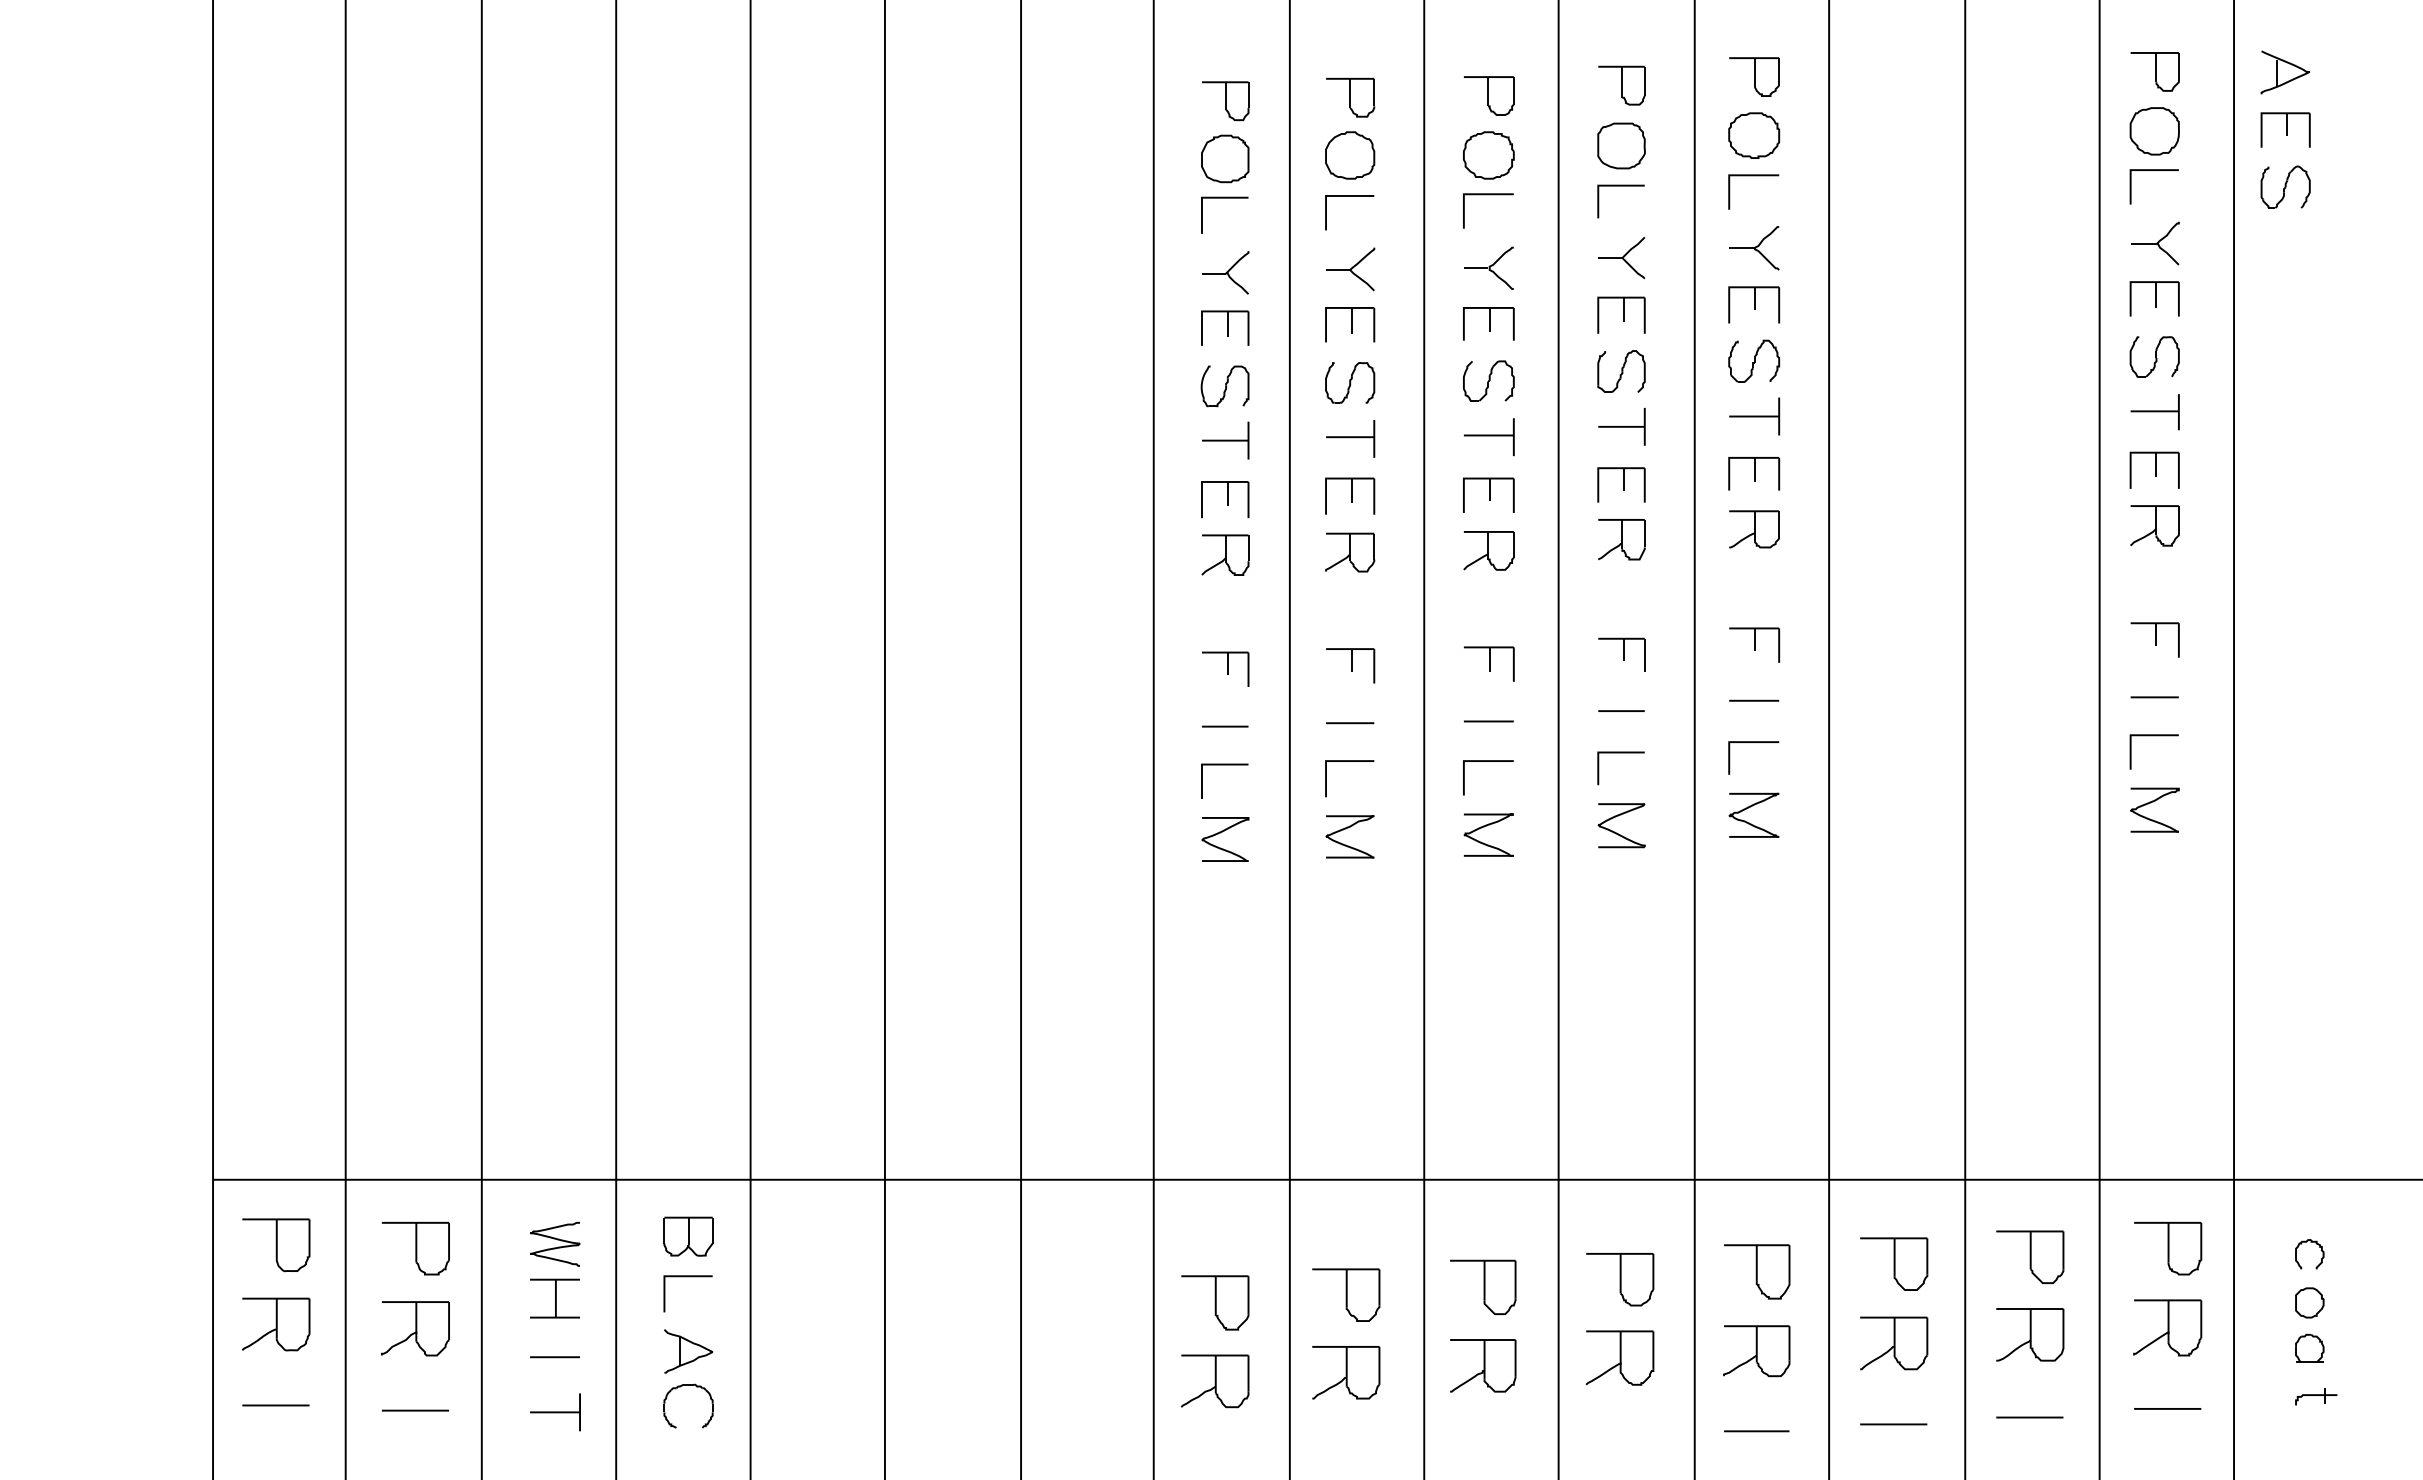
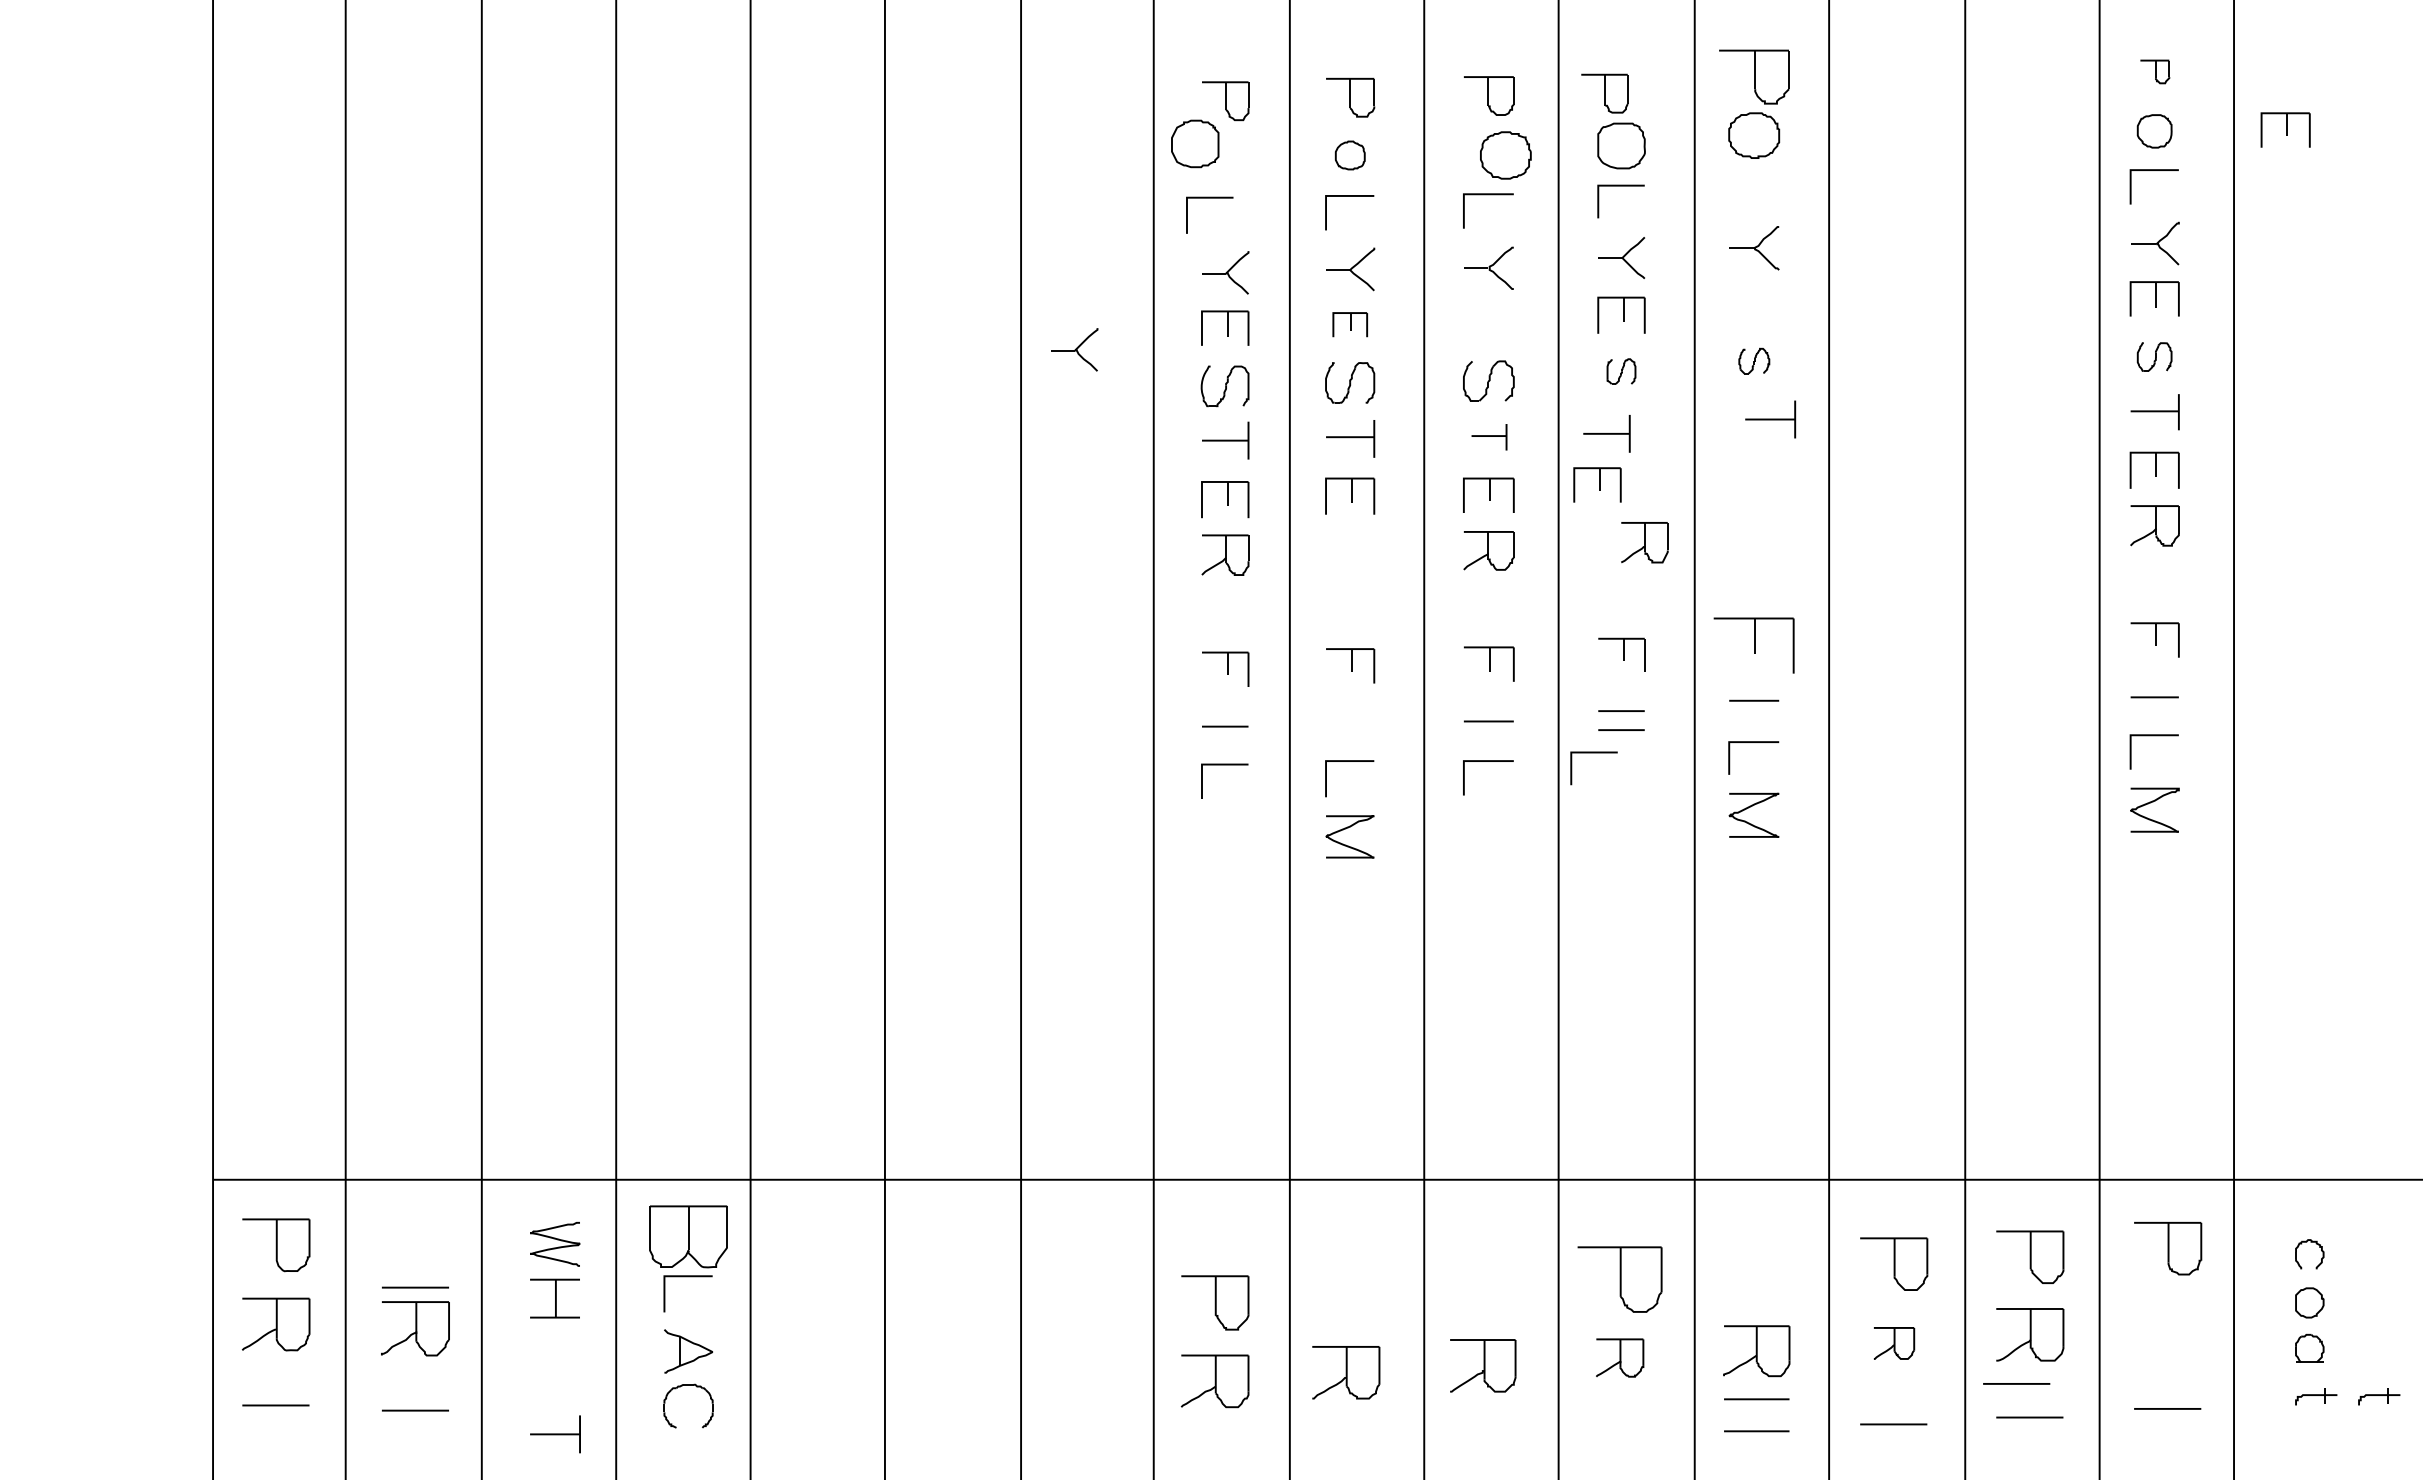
part size: 50x40 px -> 31x26 px (2155, 71)
part: present -> none (2285, 72)
part size: 51x40 px -> 71x56 px (1754, 76)
part position: (1621, 85) -> (1604, 93) (1604, 93)
part size: 51x49 px -> 37x35 px (2154, 131)
part size: 51x49 px -> 32x31 px (1349, 155)
part position: (1488, 155) -> (1505, 155) (1505, 155)
part position: (1225, 158) -> (1195, 143) (1195, 143)
curve: present -> none (1753, 176)
part: present -> none (2285, 186)
curve position: (1224, 198) -> (1209, 198) (1209, 198)
part: present -> none (1754, 304)
part: present -> none (1488, 323)
part size: 51x36 px -> 36x26 px (1349, 324)
part: none -> present (1074, 349)
part size: 51x42 px -> 37x30 px (2154, 356)
part size: 53x44 px -> 33x28 px (1754, 360)
part size: 49x43 px -> 31x27 px (1621, 371)
part position: (1754, 416) -> (1770, 419) (1770, 419)
part position: (1621, 426) -> (1606, 433) (1606, 433)
part size: 51x39 px -> 37x27 px (1489, 437)
part: present -> none (1754, 473)
part position: (1621, 484) -> (1597, 484) (1597, 484)
part: present -> none (1754, 529)
part position: (1621, 539) -> (1644, 542) (1644, 542)
part: present -> none (1350, 552)
part size: 52x36 px -> 82x57 px (1753, 645)
line: present -> none (1350, 723)
line: none -> present (1621, 729)
curve position: (1620, 753) -> (1593, 753) (1593, 753)
part: present -> none (1484, 827)
part: present -> none (1222, 832)
part: present -> none (1618, 833)
part size: 51x41 px -> 79x64 px (688, 1236)
part: present -> none (415, 1248)
part: present -> none (1757, 1271)
part size: 69x54 px -> 86x67 px (1619, 1279)
part: present -> none (1483, 1286)
line: none -> present (415, 1287)
part: present -> none (1346, 1294)
part: present -> none (2167, 1327)
part size: 69x55 px -> 42x33 px (1894, 1343)
line: present -> none (554, 1357)
part size: 70x56 px -> 49x40 px (1620, 1357)
line: none -> present (2016, 1383)
part: none -> present (2379, 1396)
line: none -> present (1756, 1399)
part position: (555, 1412) -> (555, 1434) (555, 1434)
